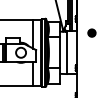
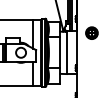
part size: 10x10 px -> 14x14 px (91, 32)
